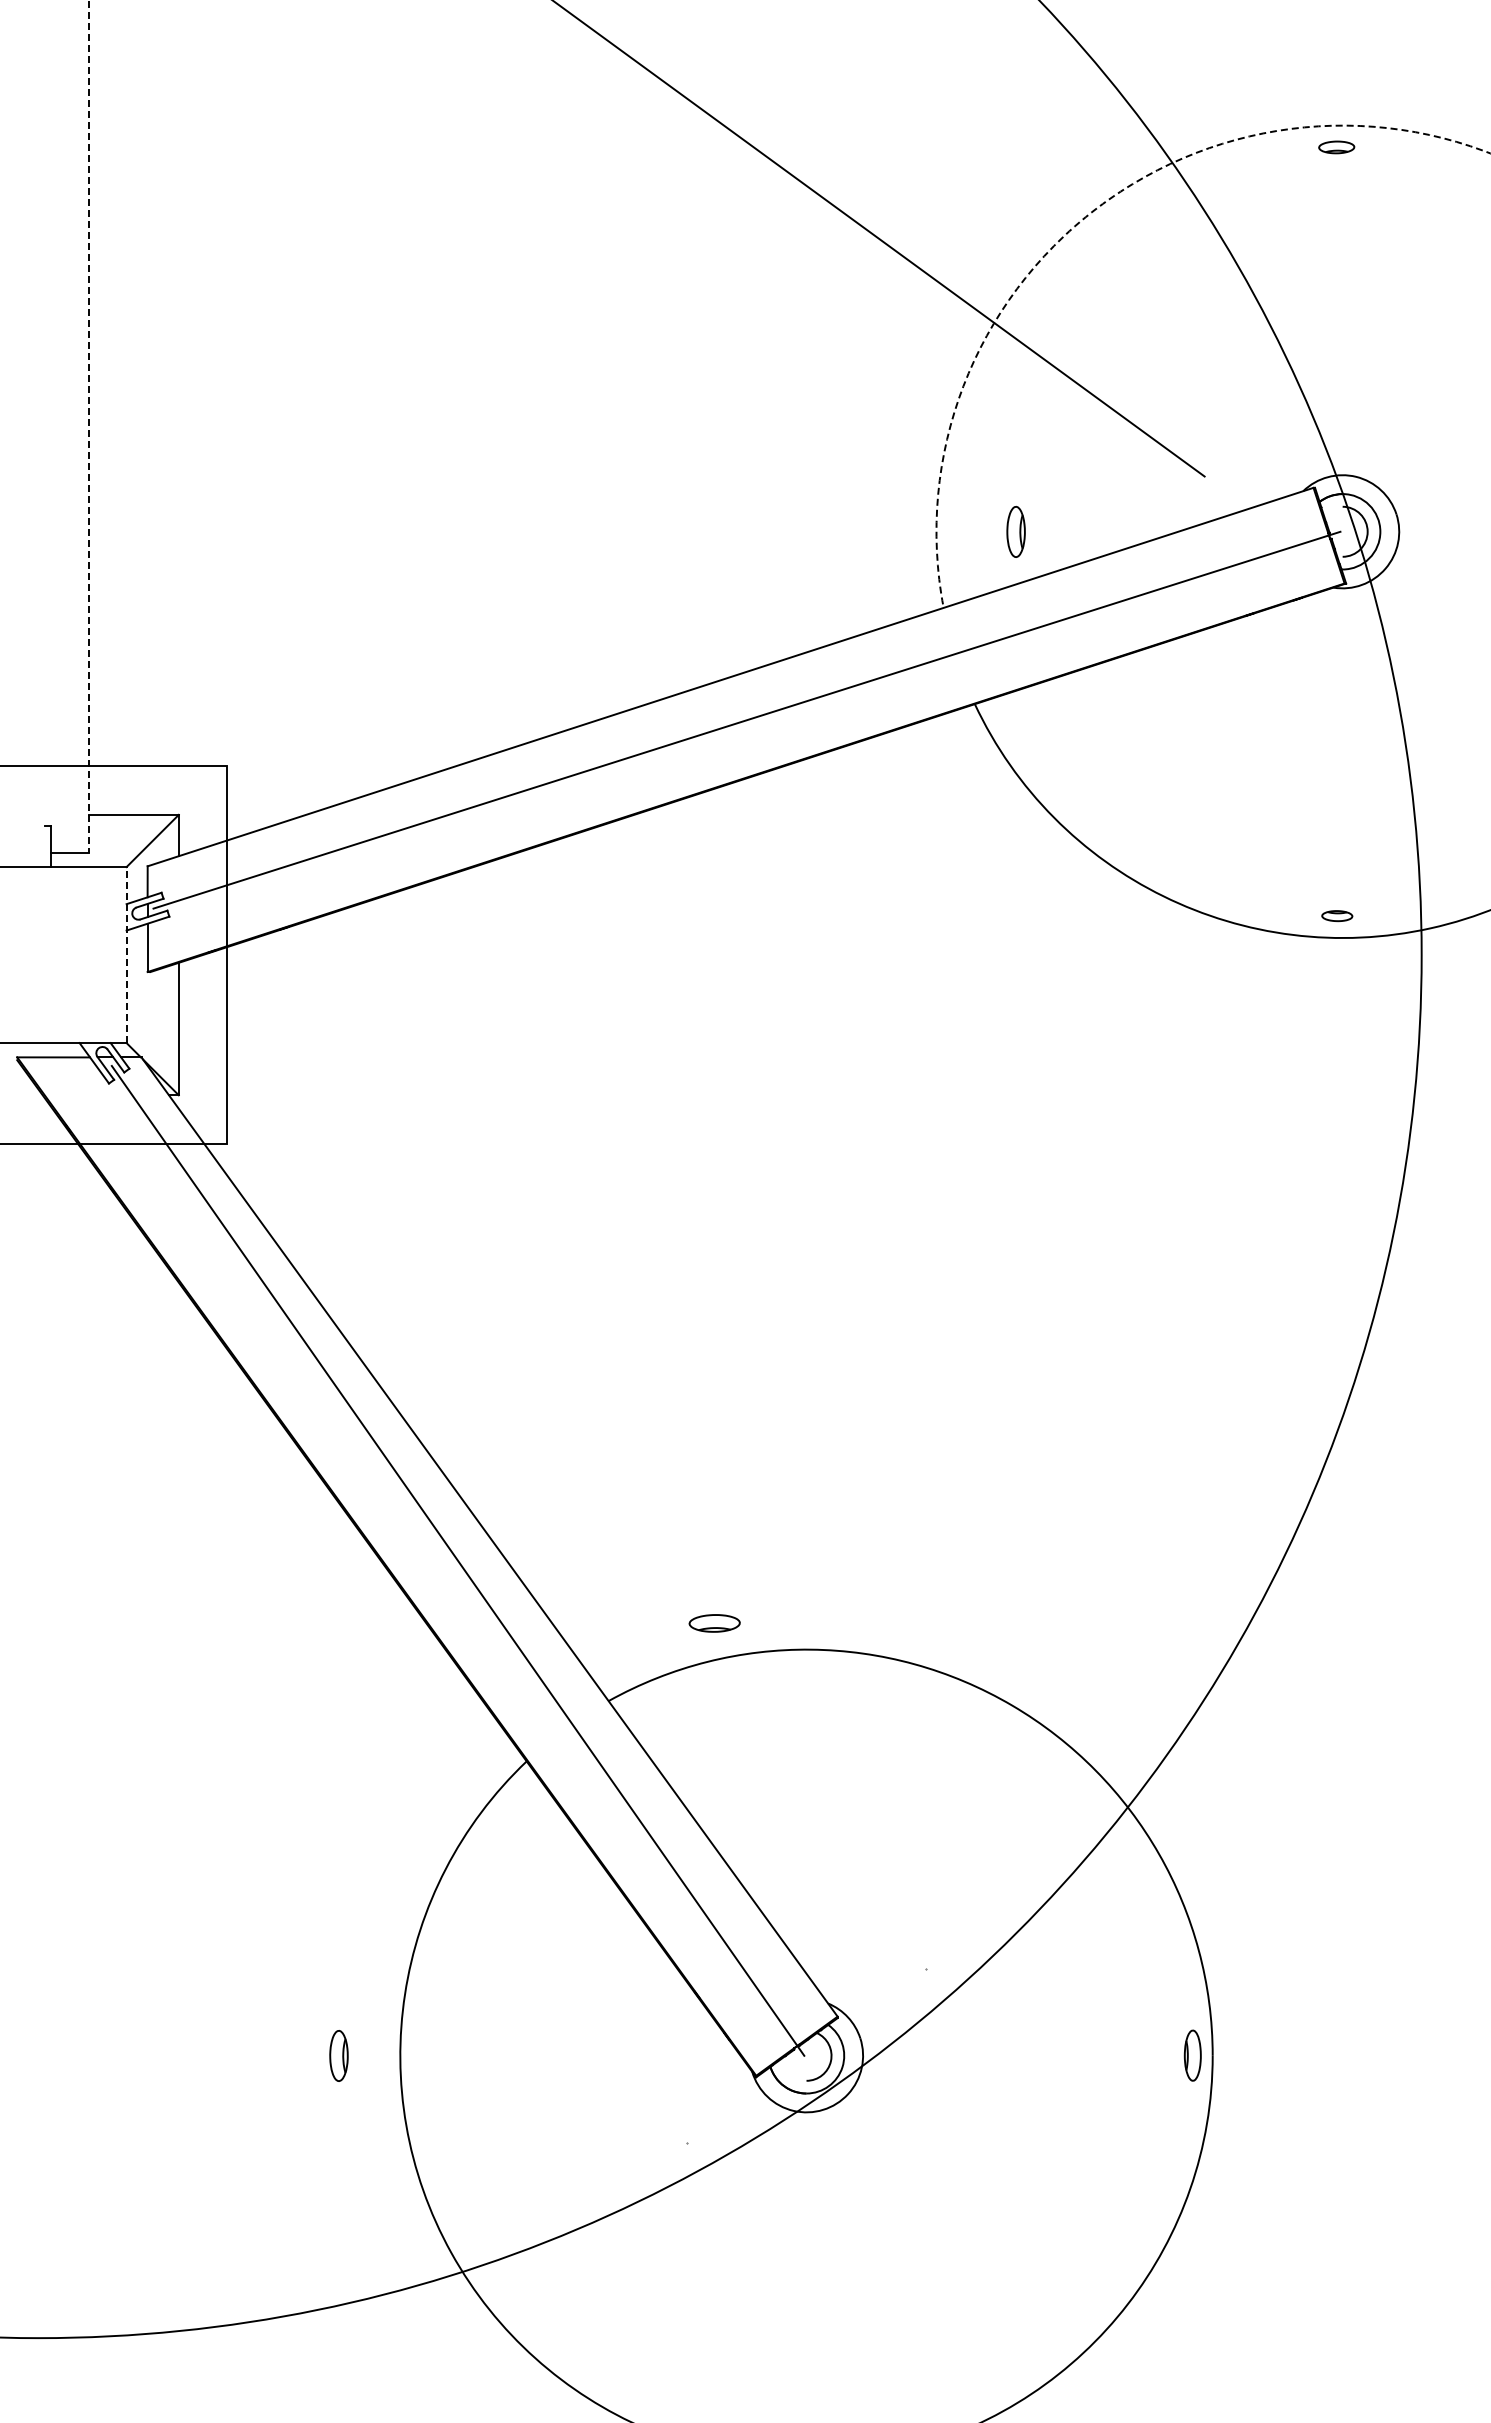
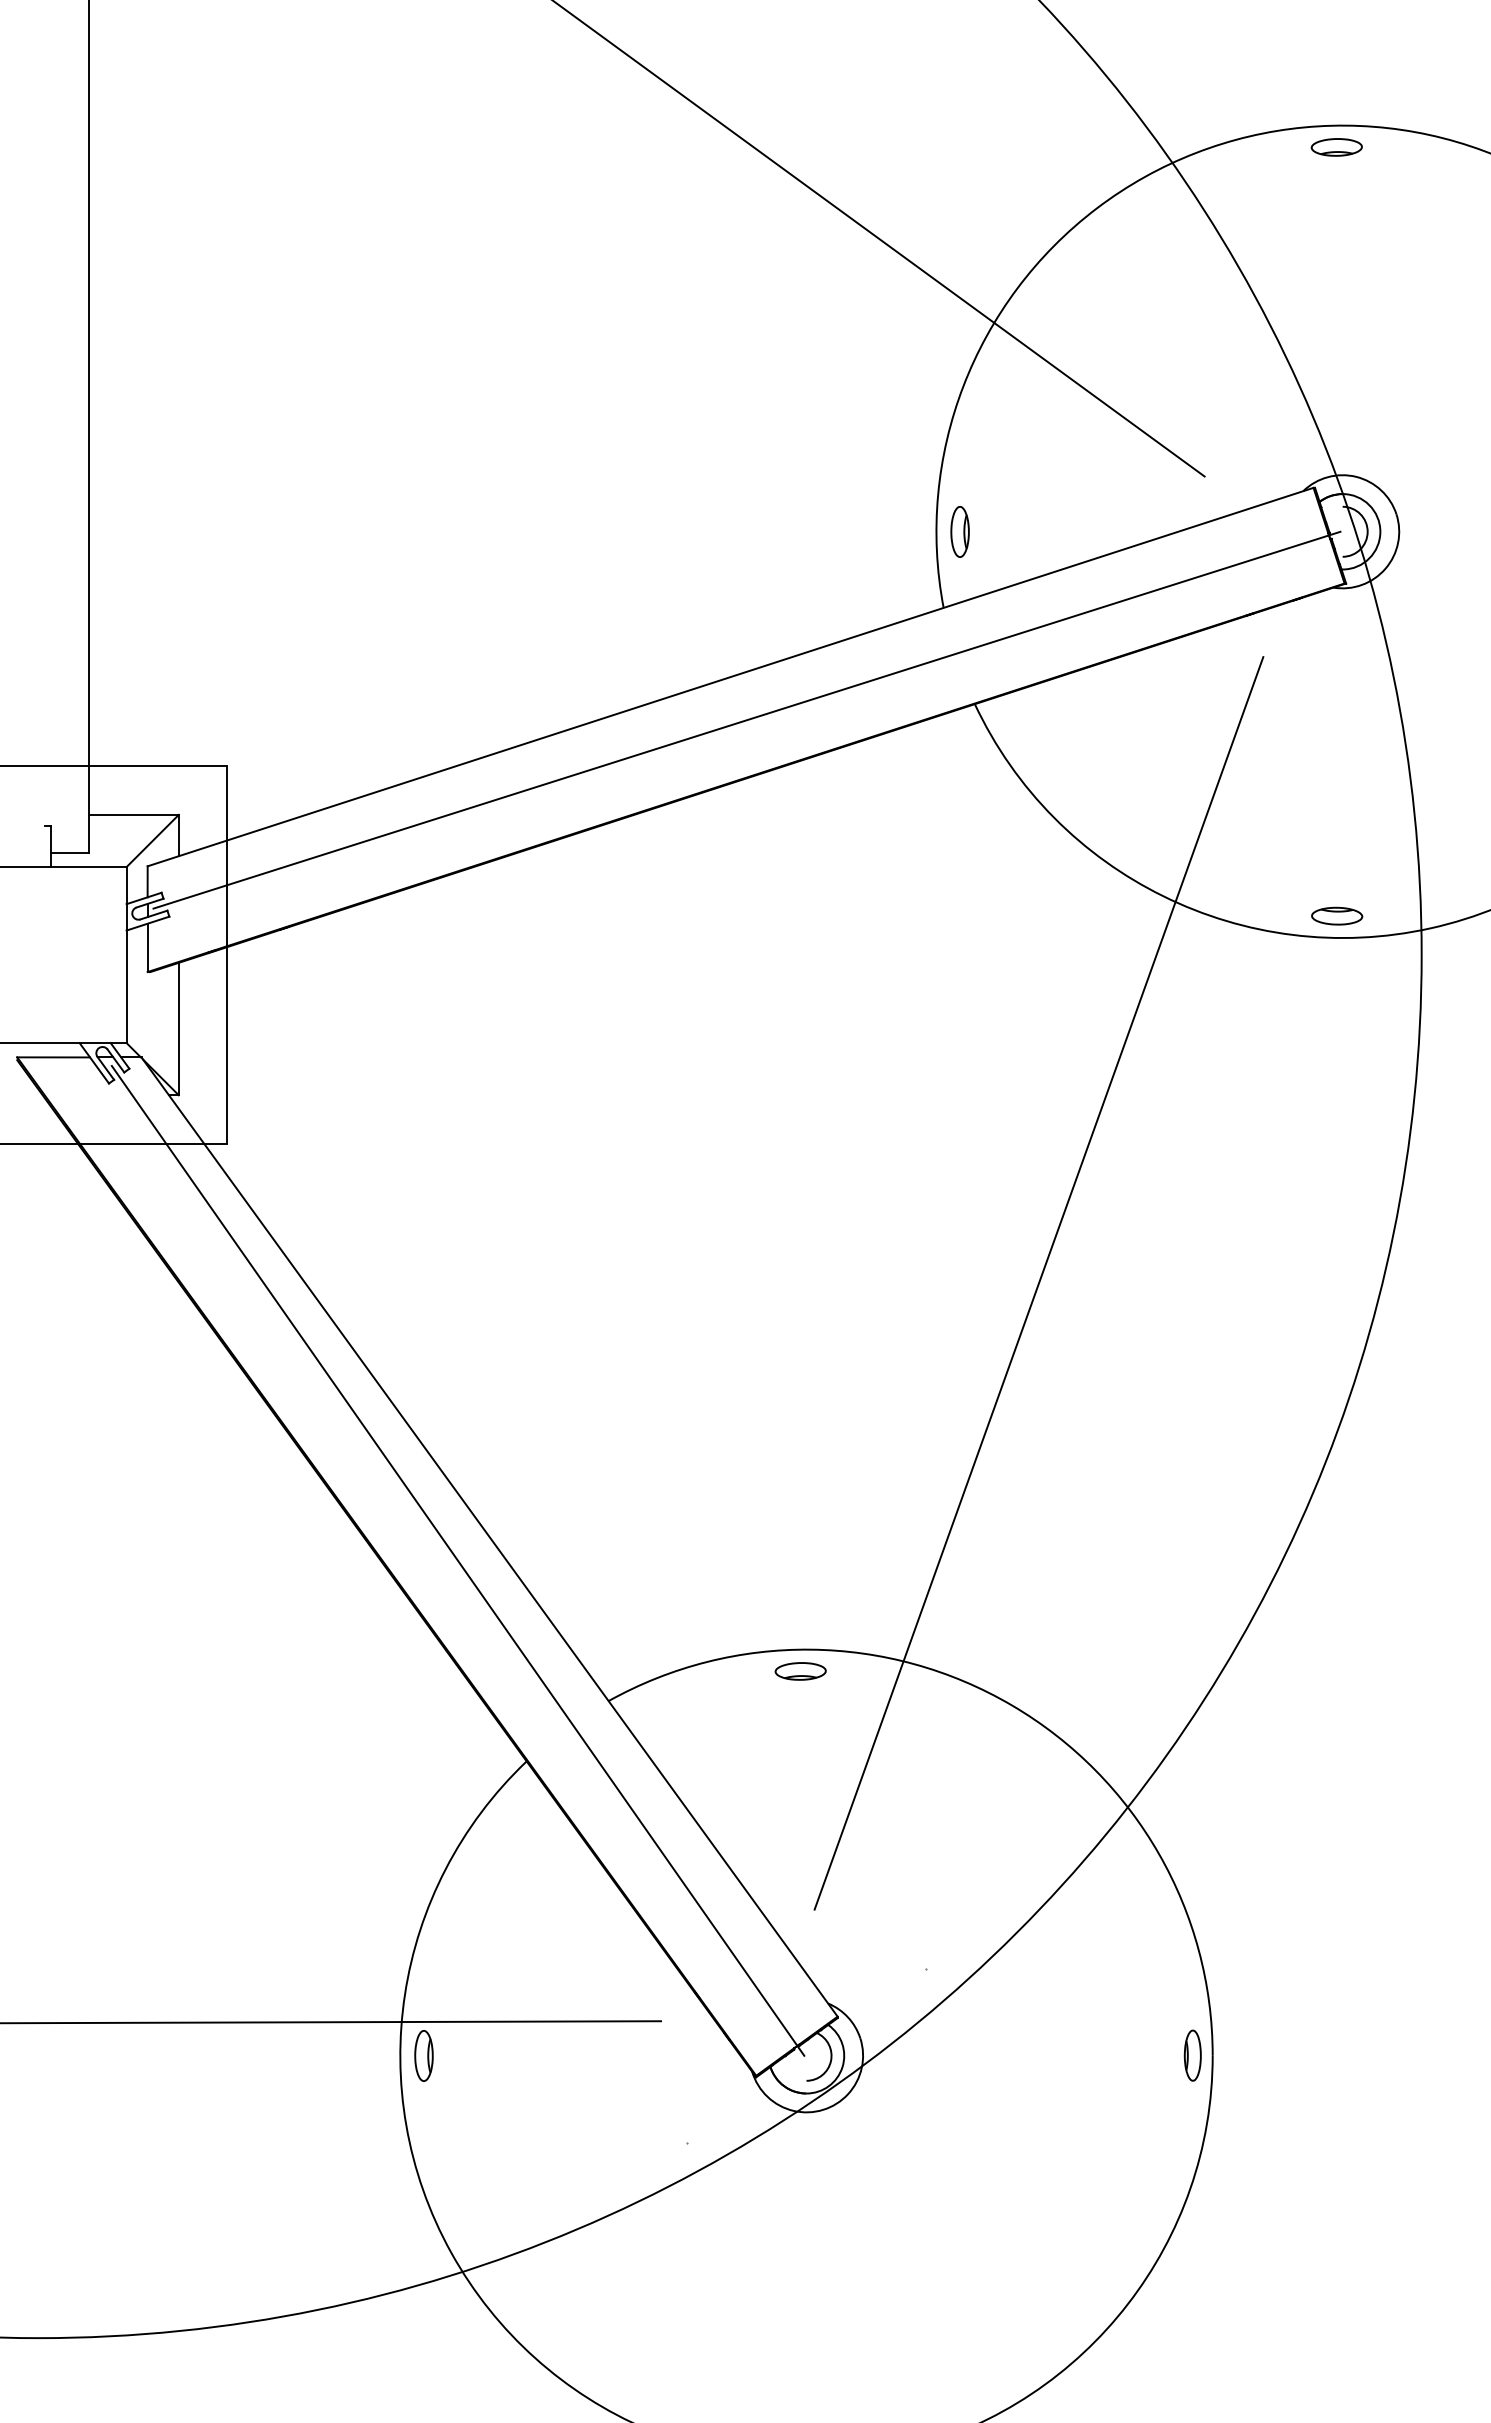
part size: 38x15 px -> 53x19 px (1336, 147)
arc: dashed -> solid (1083, 219)
line: dashed -> solid (88, 427)
part position: (1015, 531) -> (959, 531) (959, 531)
part size: 33x13 px -> 53x20 px (1337, 915)
line: dashed -> solid (126, 954)
line: none -> present (1038, 1283)
part position: (714, 1623) -> (800, 1671) (800, 1671)
line: none -> present (331, 2022)
part position: (338, 2055) -> (423, 2055) (423, 2055)
